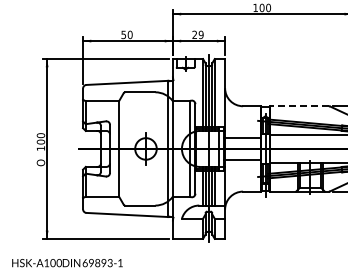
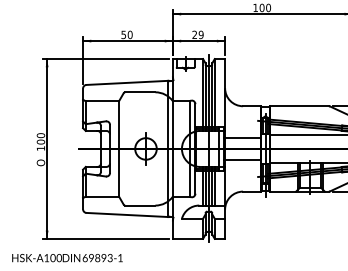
line: dashed -> solid (298, 106)
text position: (67, 263) -> (67, 258) (67, 258)
